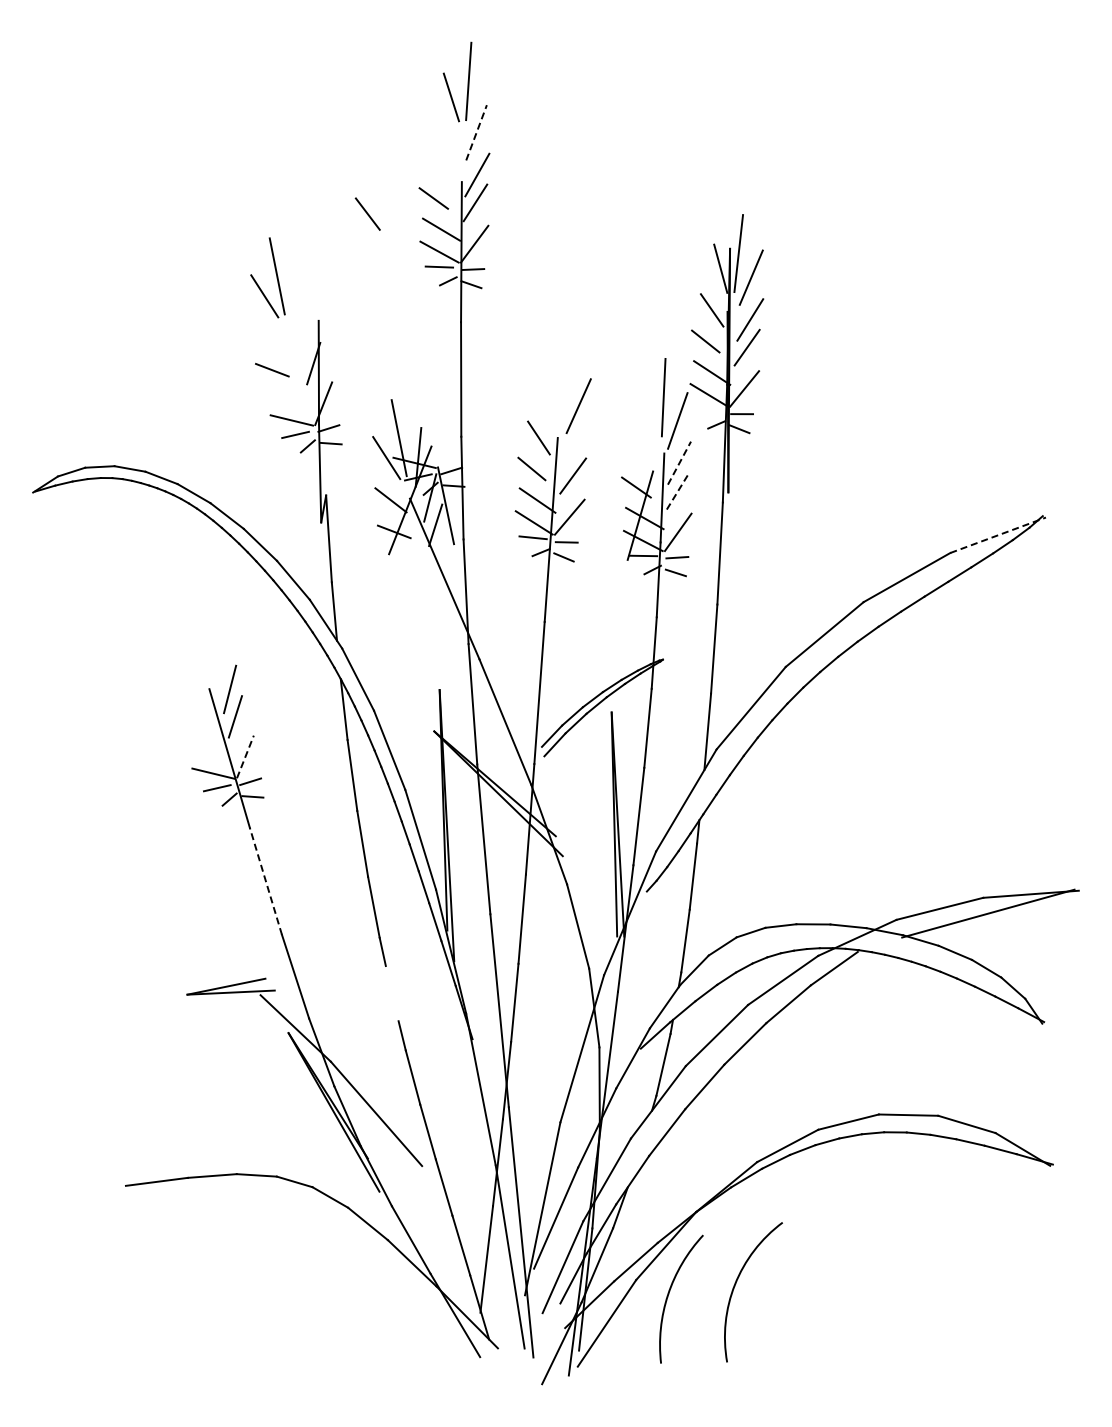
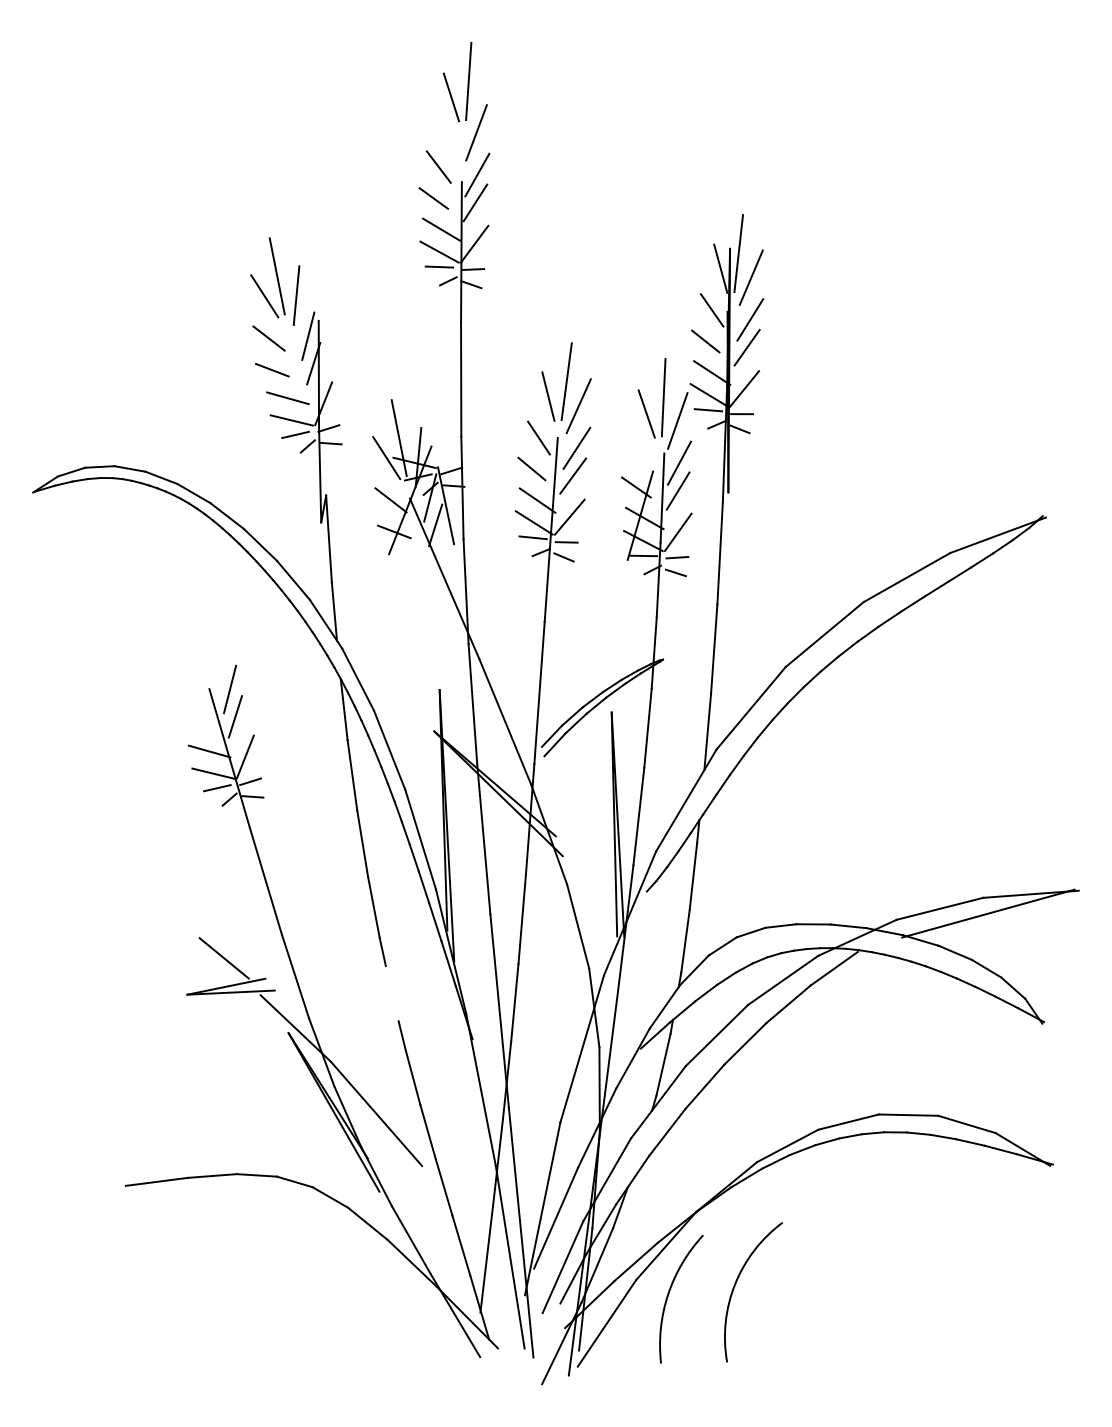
line: dashed -> solid (476, 132)
line position: (367, 213) -> (438, 166) (438, 166)
line: none -> present (296, 295)
line: none -> present (308, 335)
line: none -> present (268, 338)
part: none -> present (565, 381)
line: none -> present (287, 397)
line: none -> present (708, 410)
line: none -> present (646, 413)
line: none -> present (576, 447)
line: dashed -> solid (679, 462)
line: dashed -> solid (678, 491)
line: dashed -> solid (998, 535)
line: none -> present (209, 751)
line: dashed -> solid (245, 756)
line: dashed -> solid (265, 881)
line: none -> present (223, 958)
